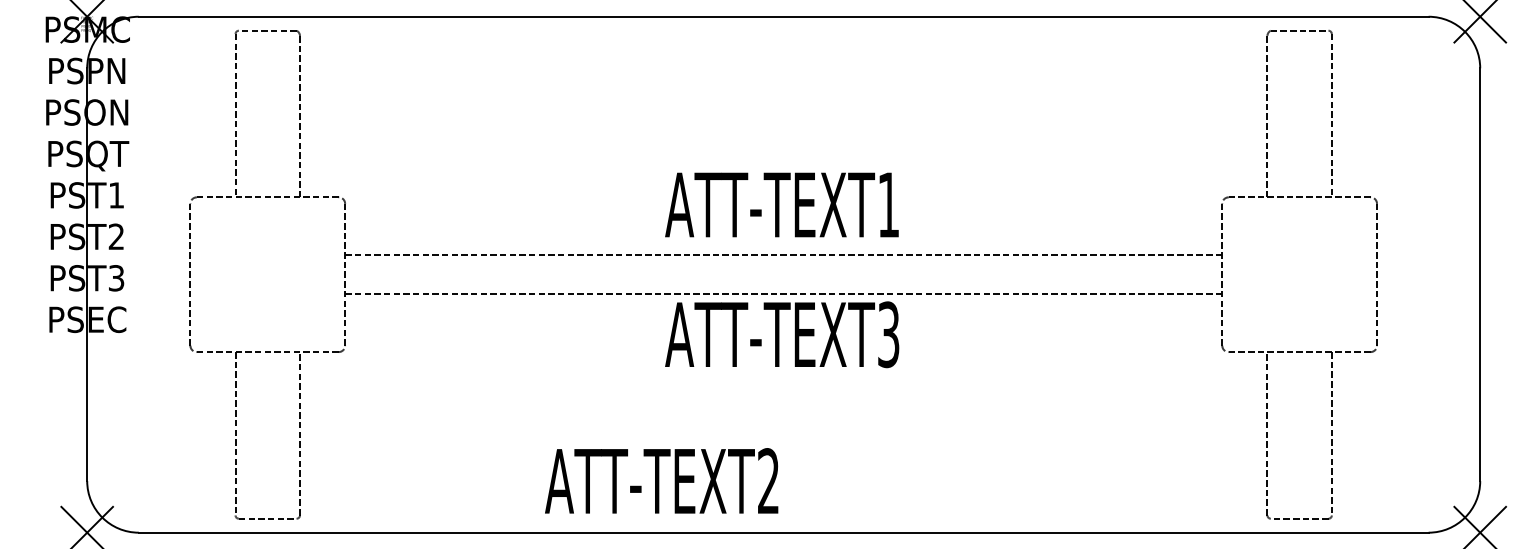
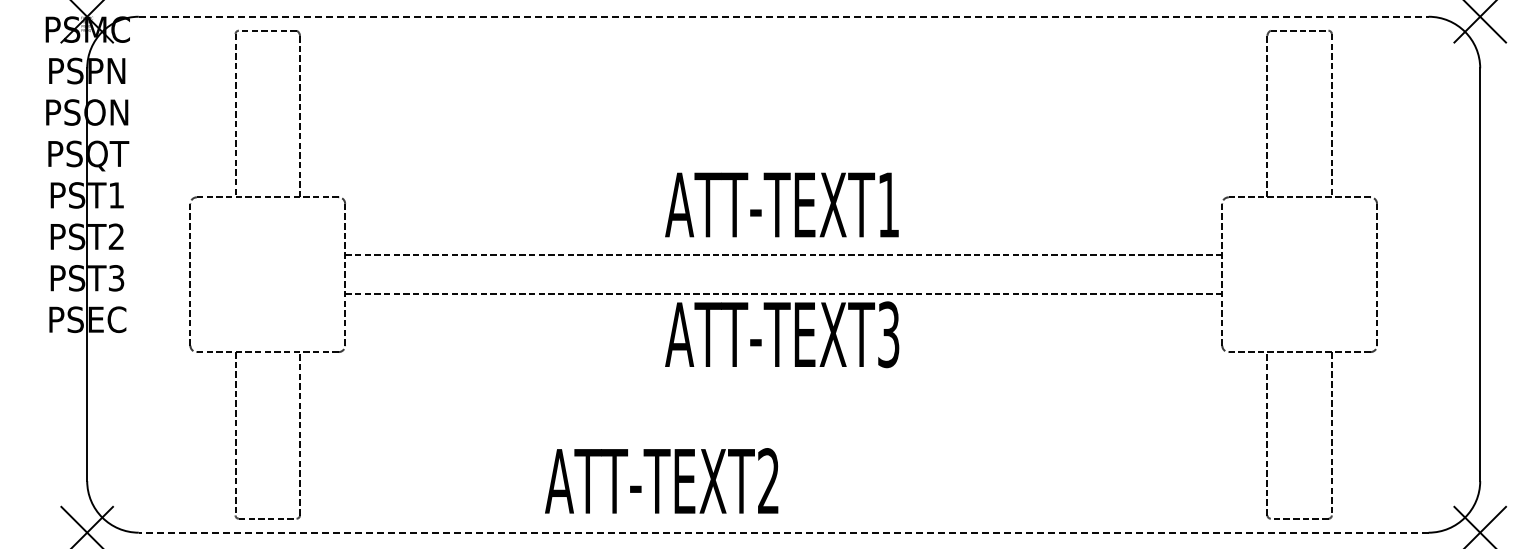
line: solid -> dashed (783, 16)
line: solid -> dashed (783, 532)
